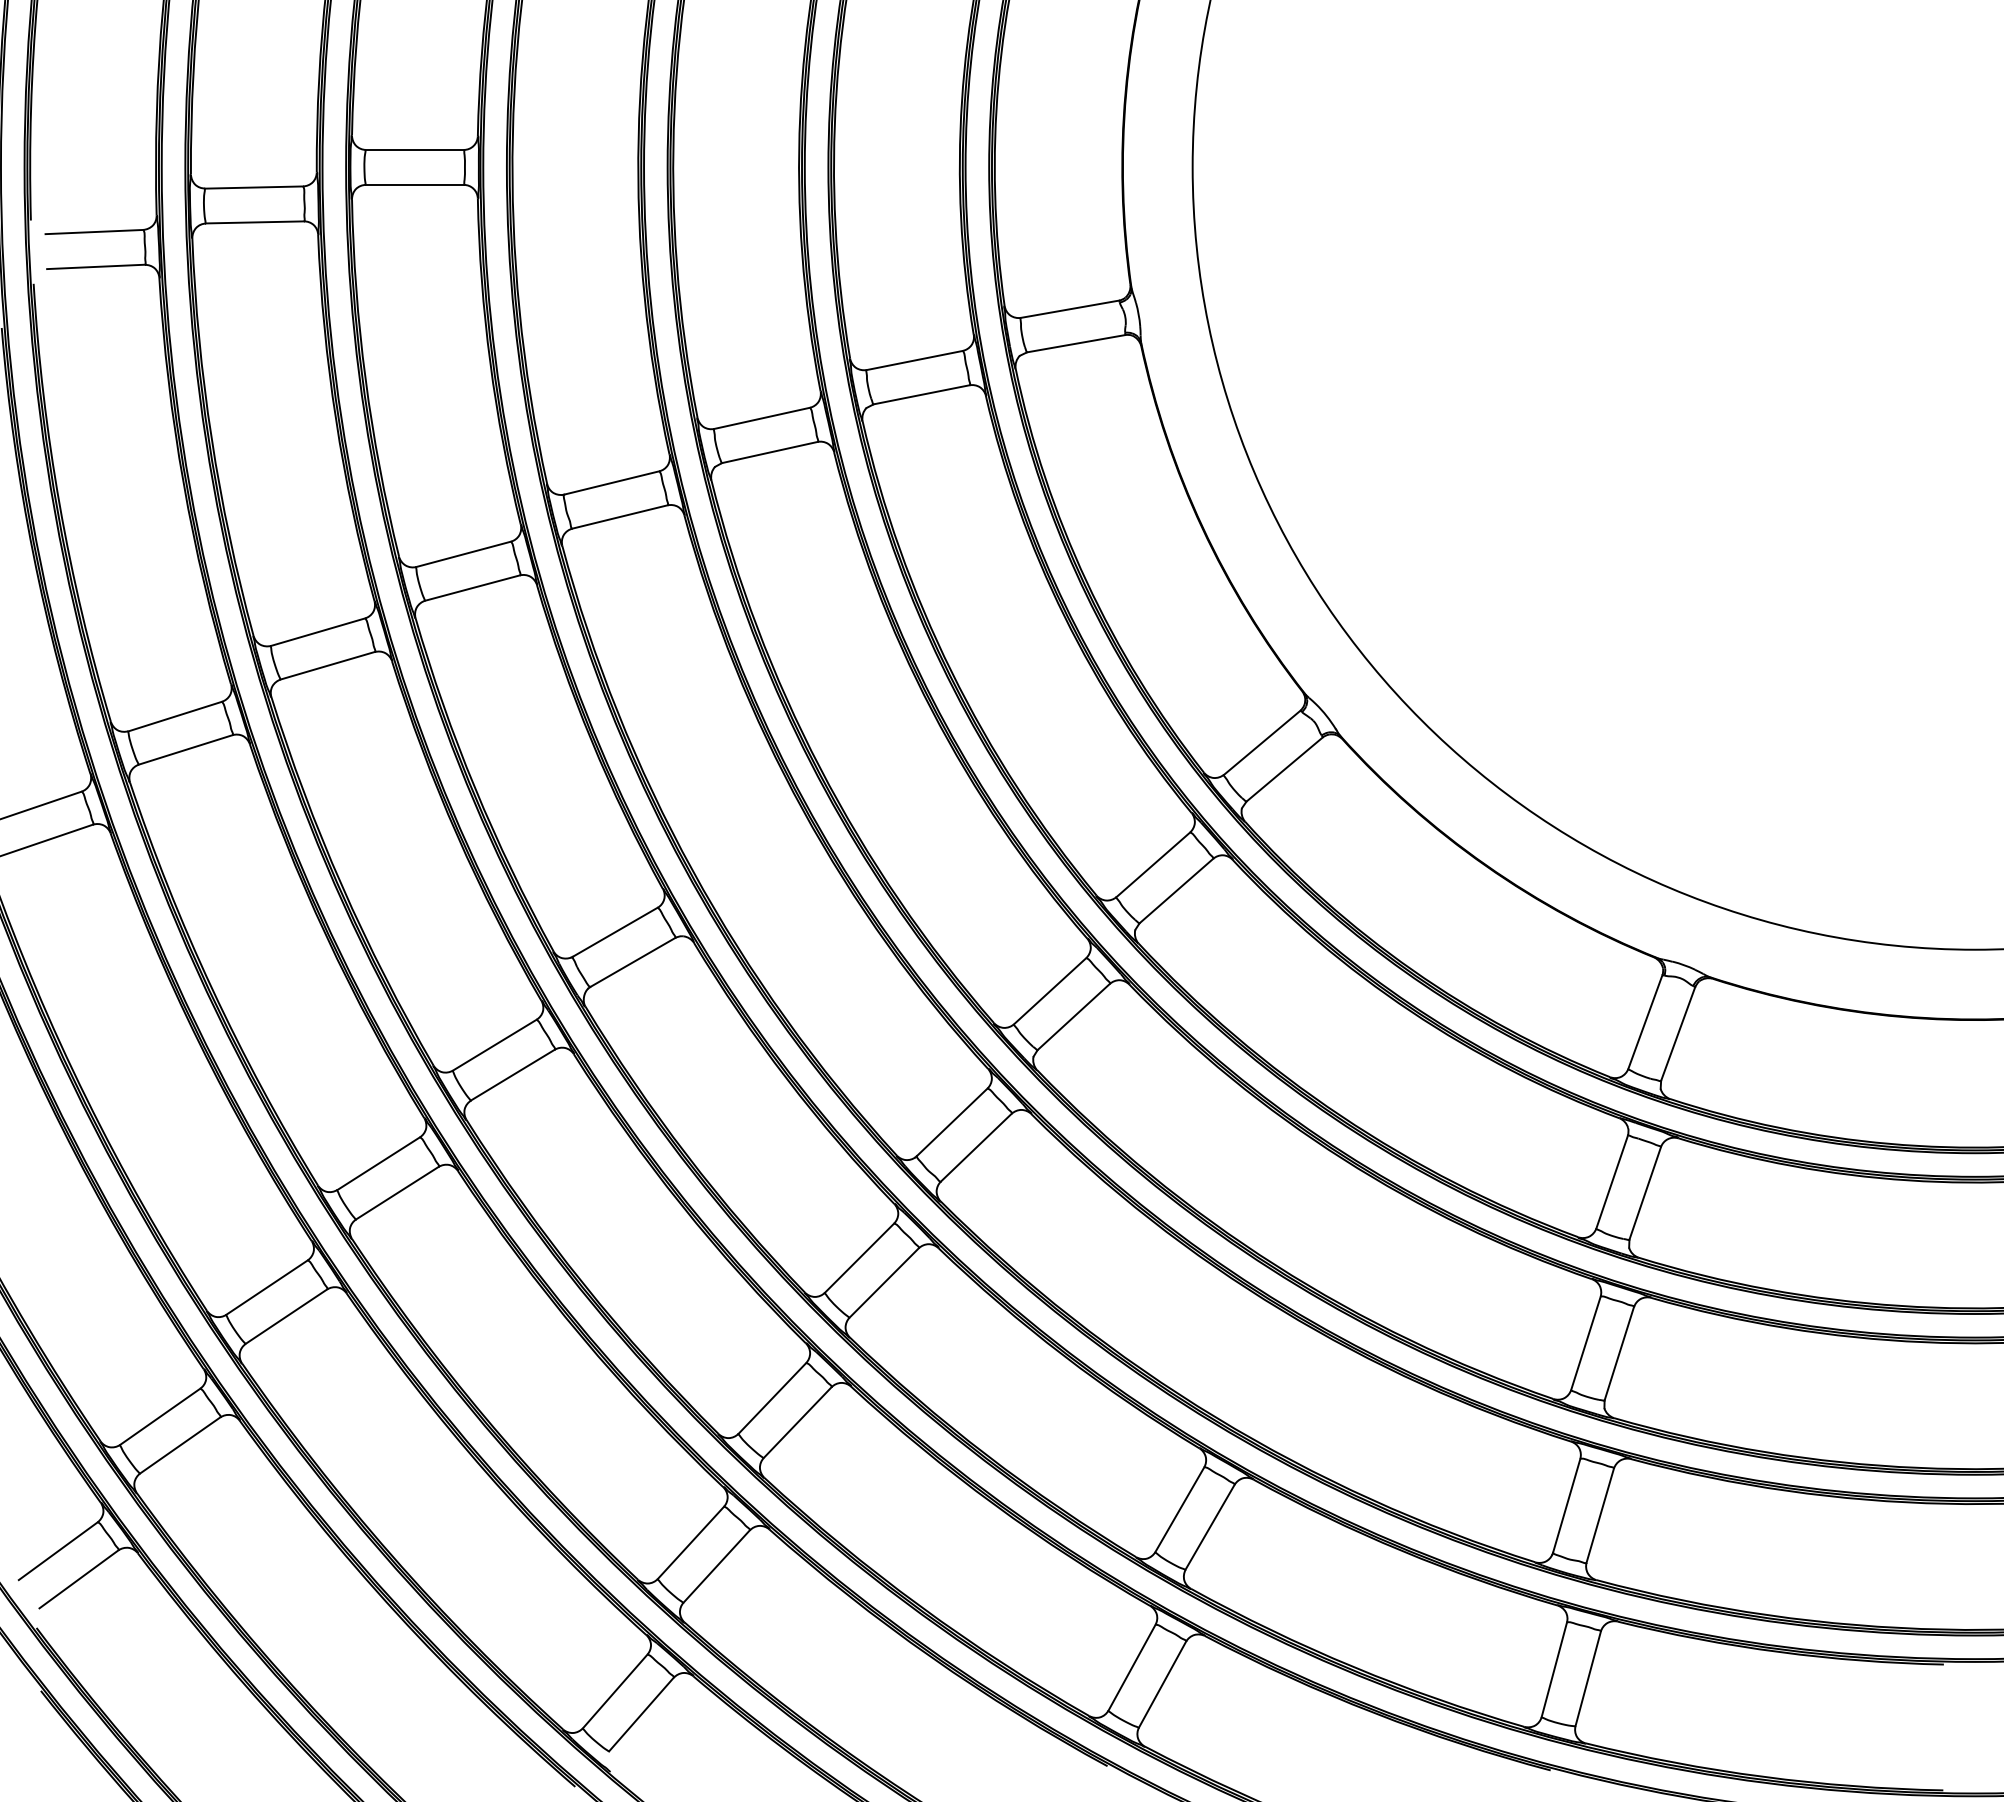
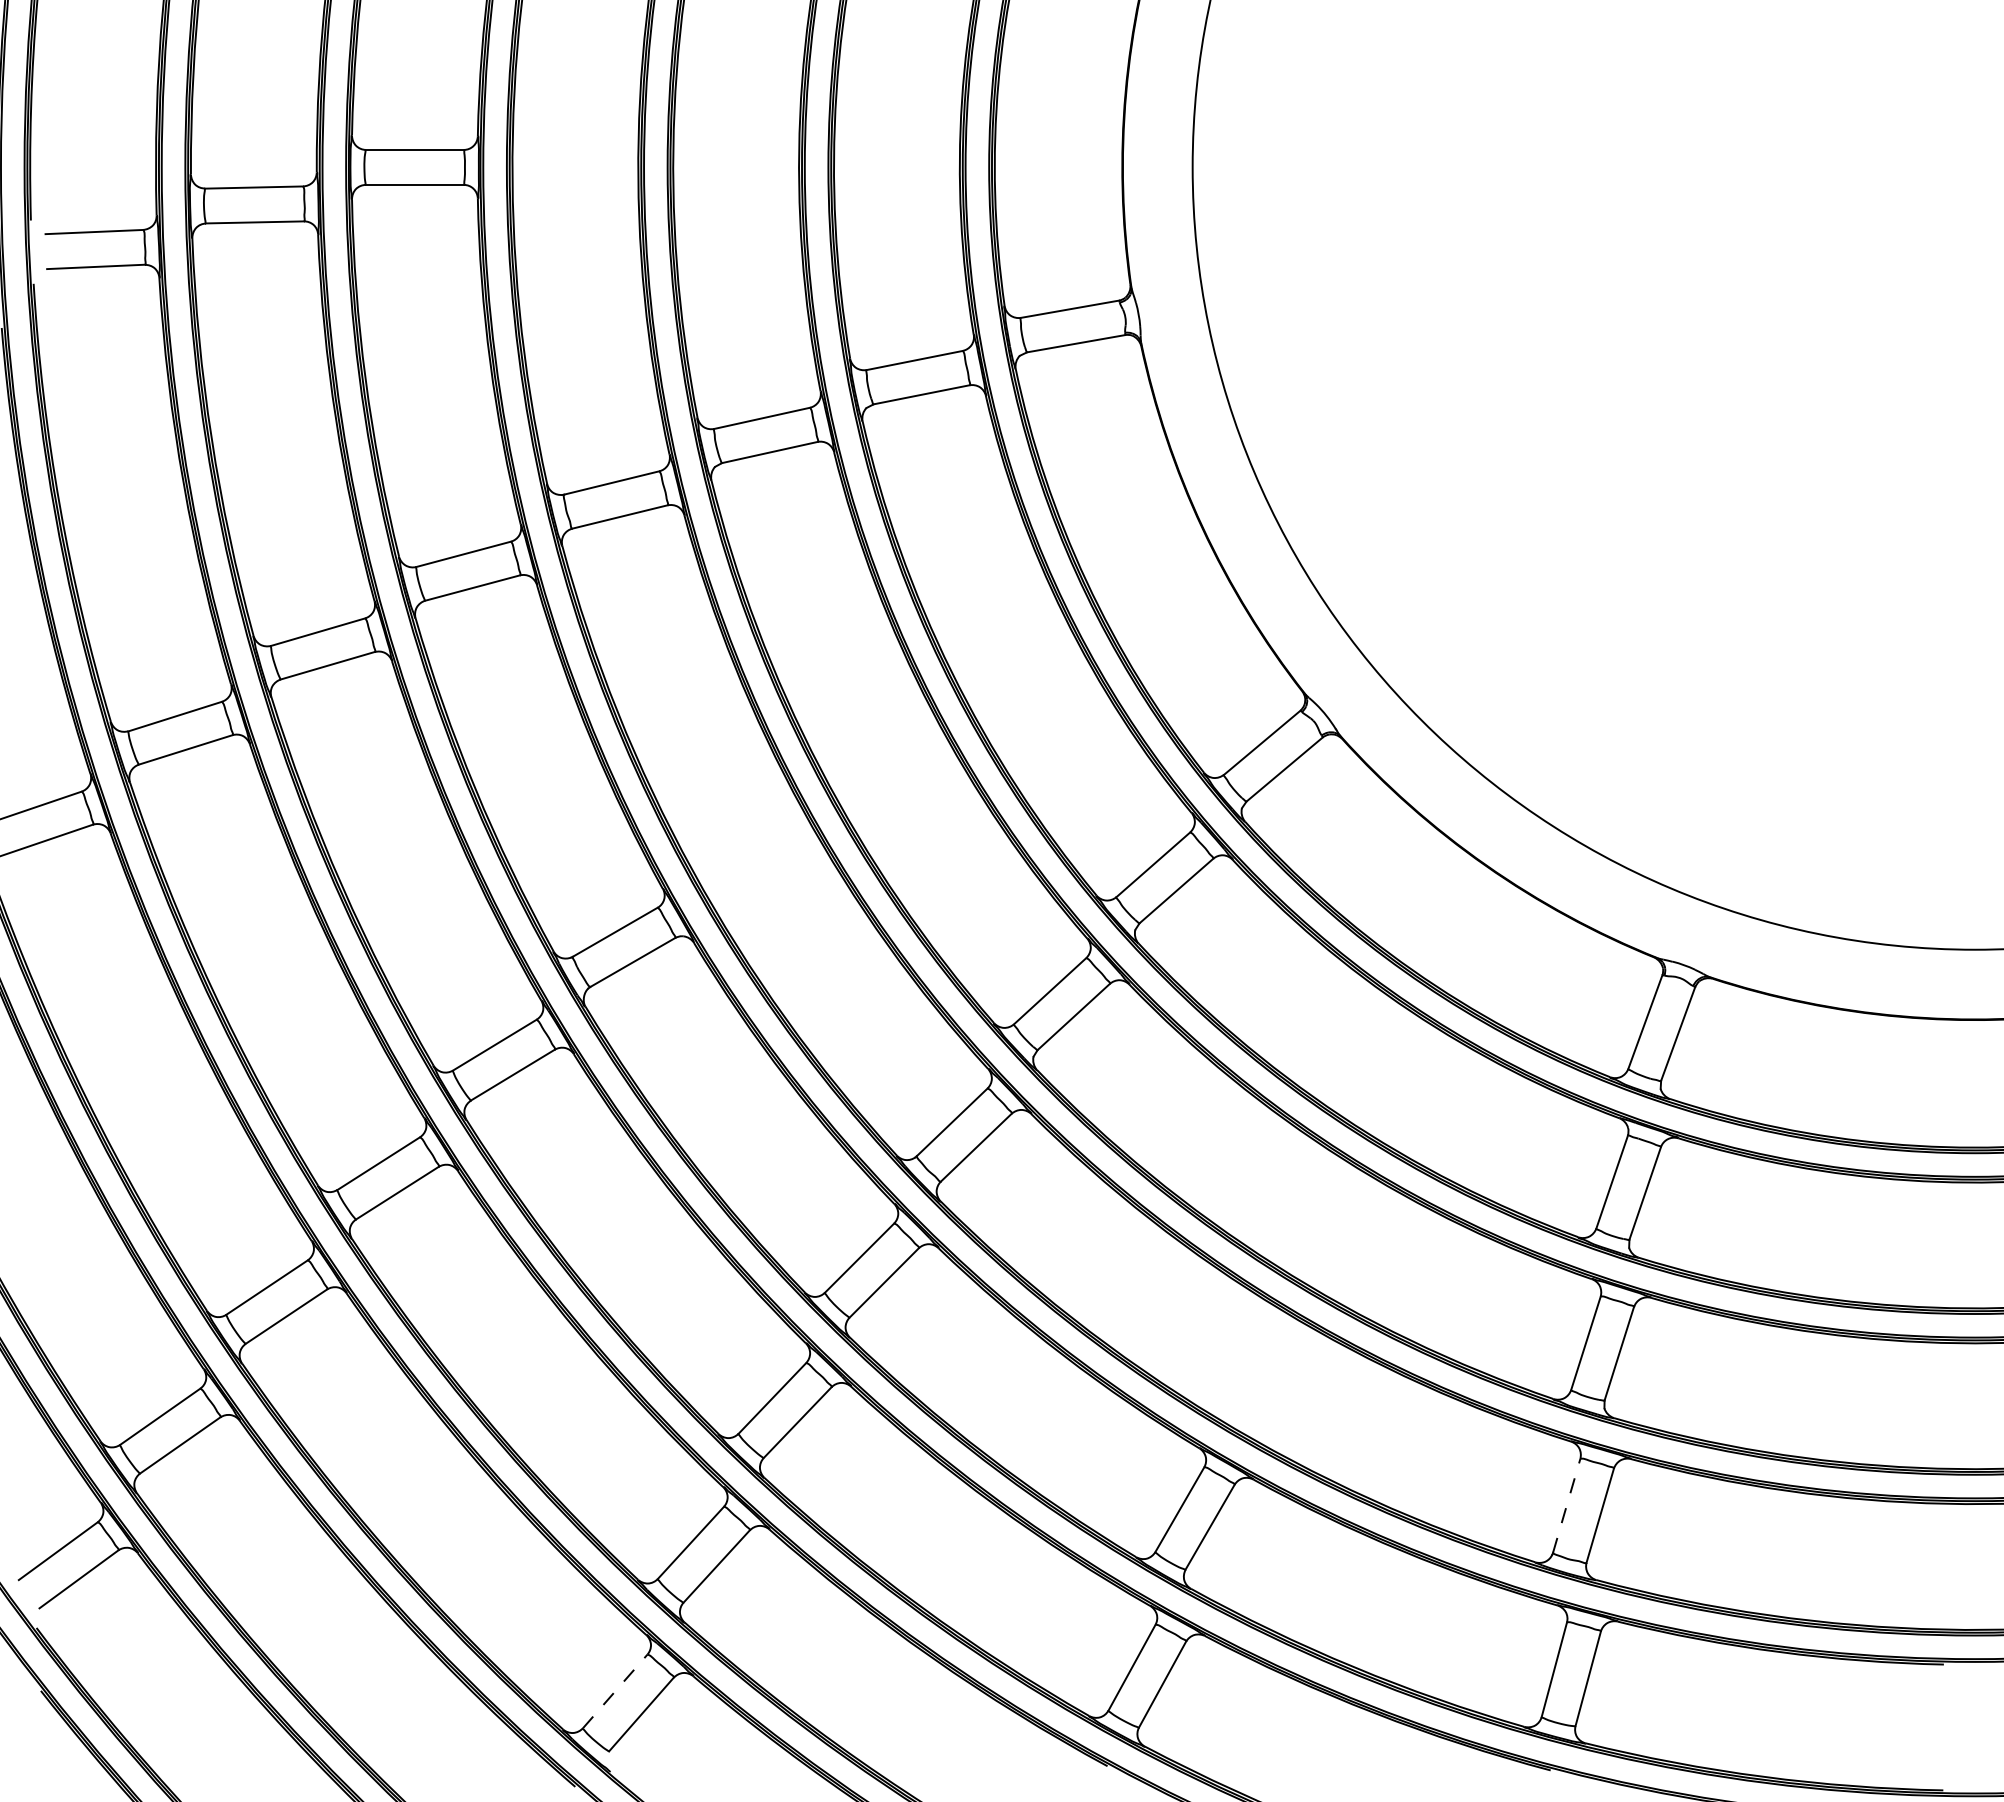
line: solid -> dashed (1566, 1505)
line: solid -> dashed (615, 1691)
